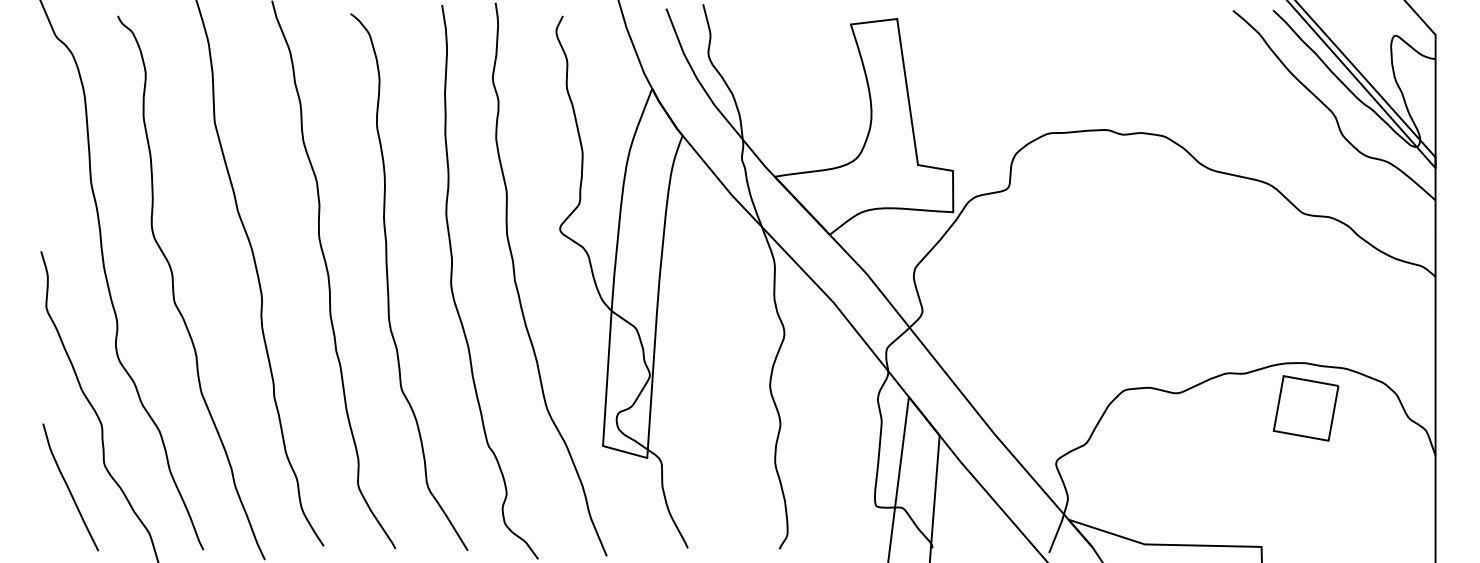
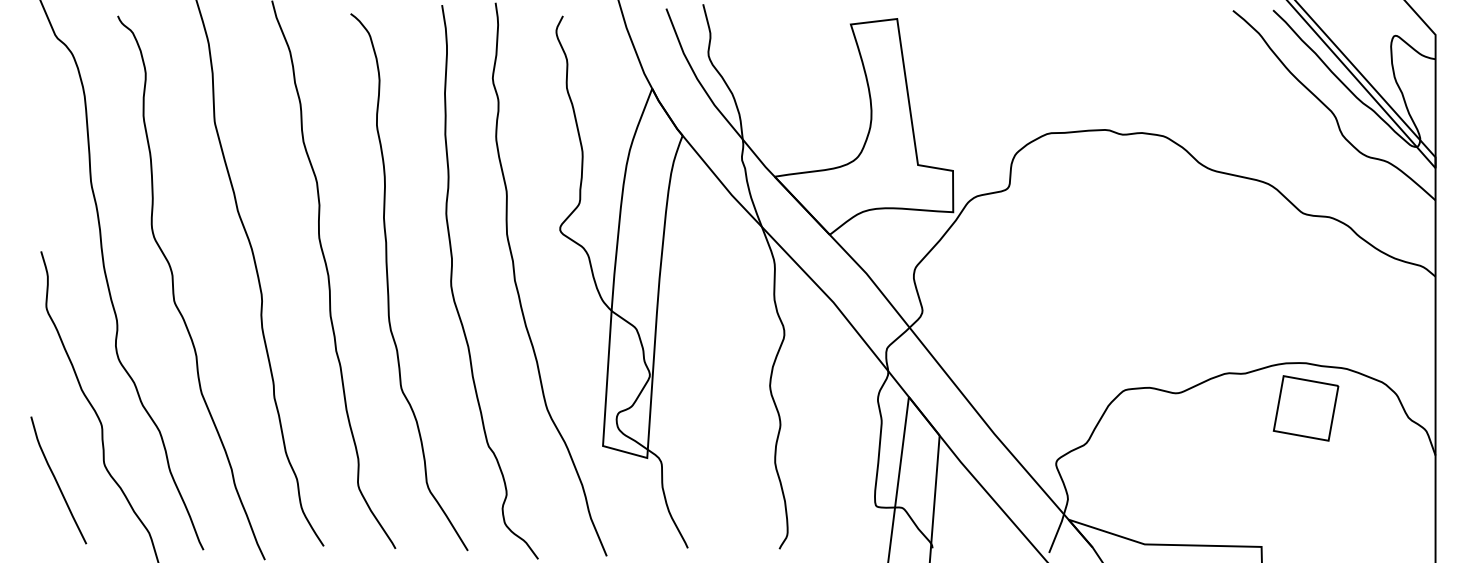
curve position: (69, 487) -> (57, 480) (57, 480)
